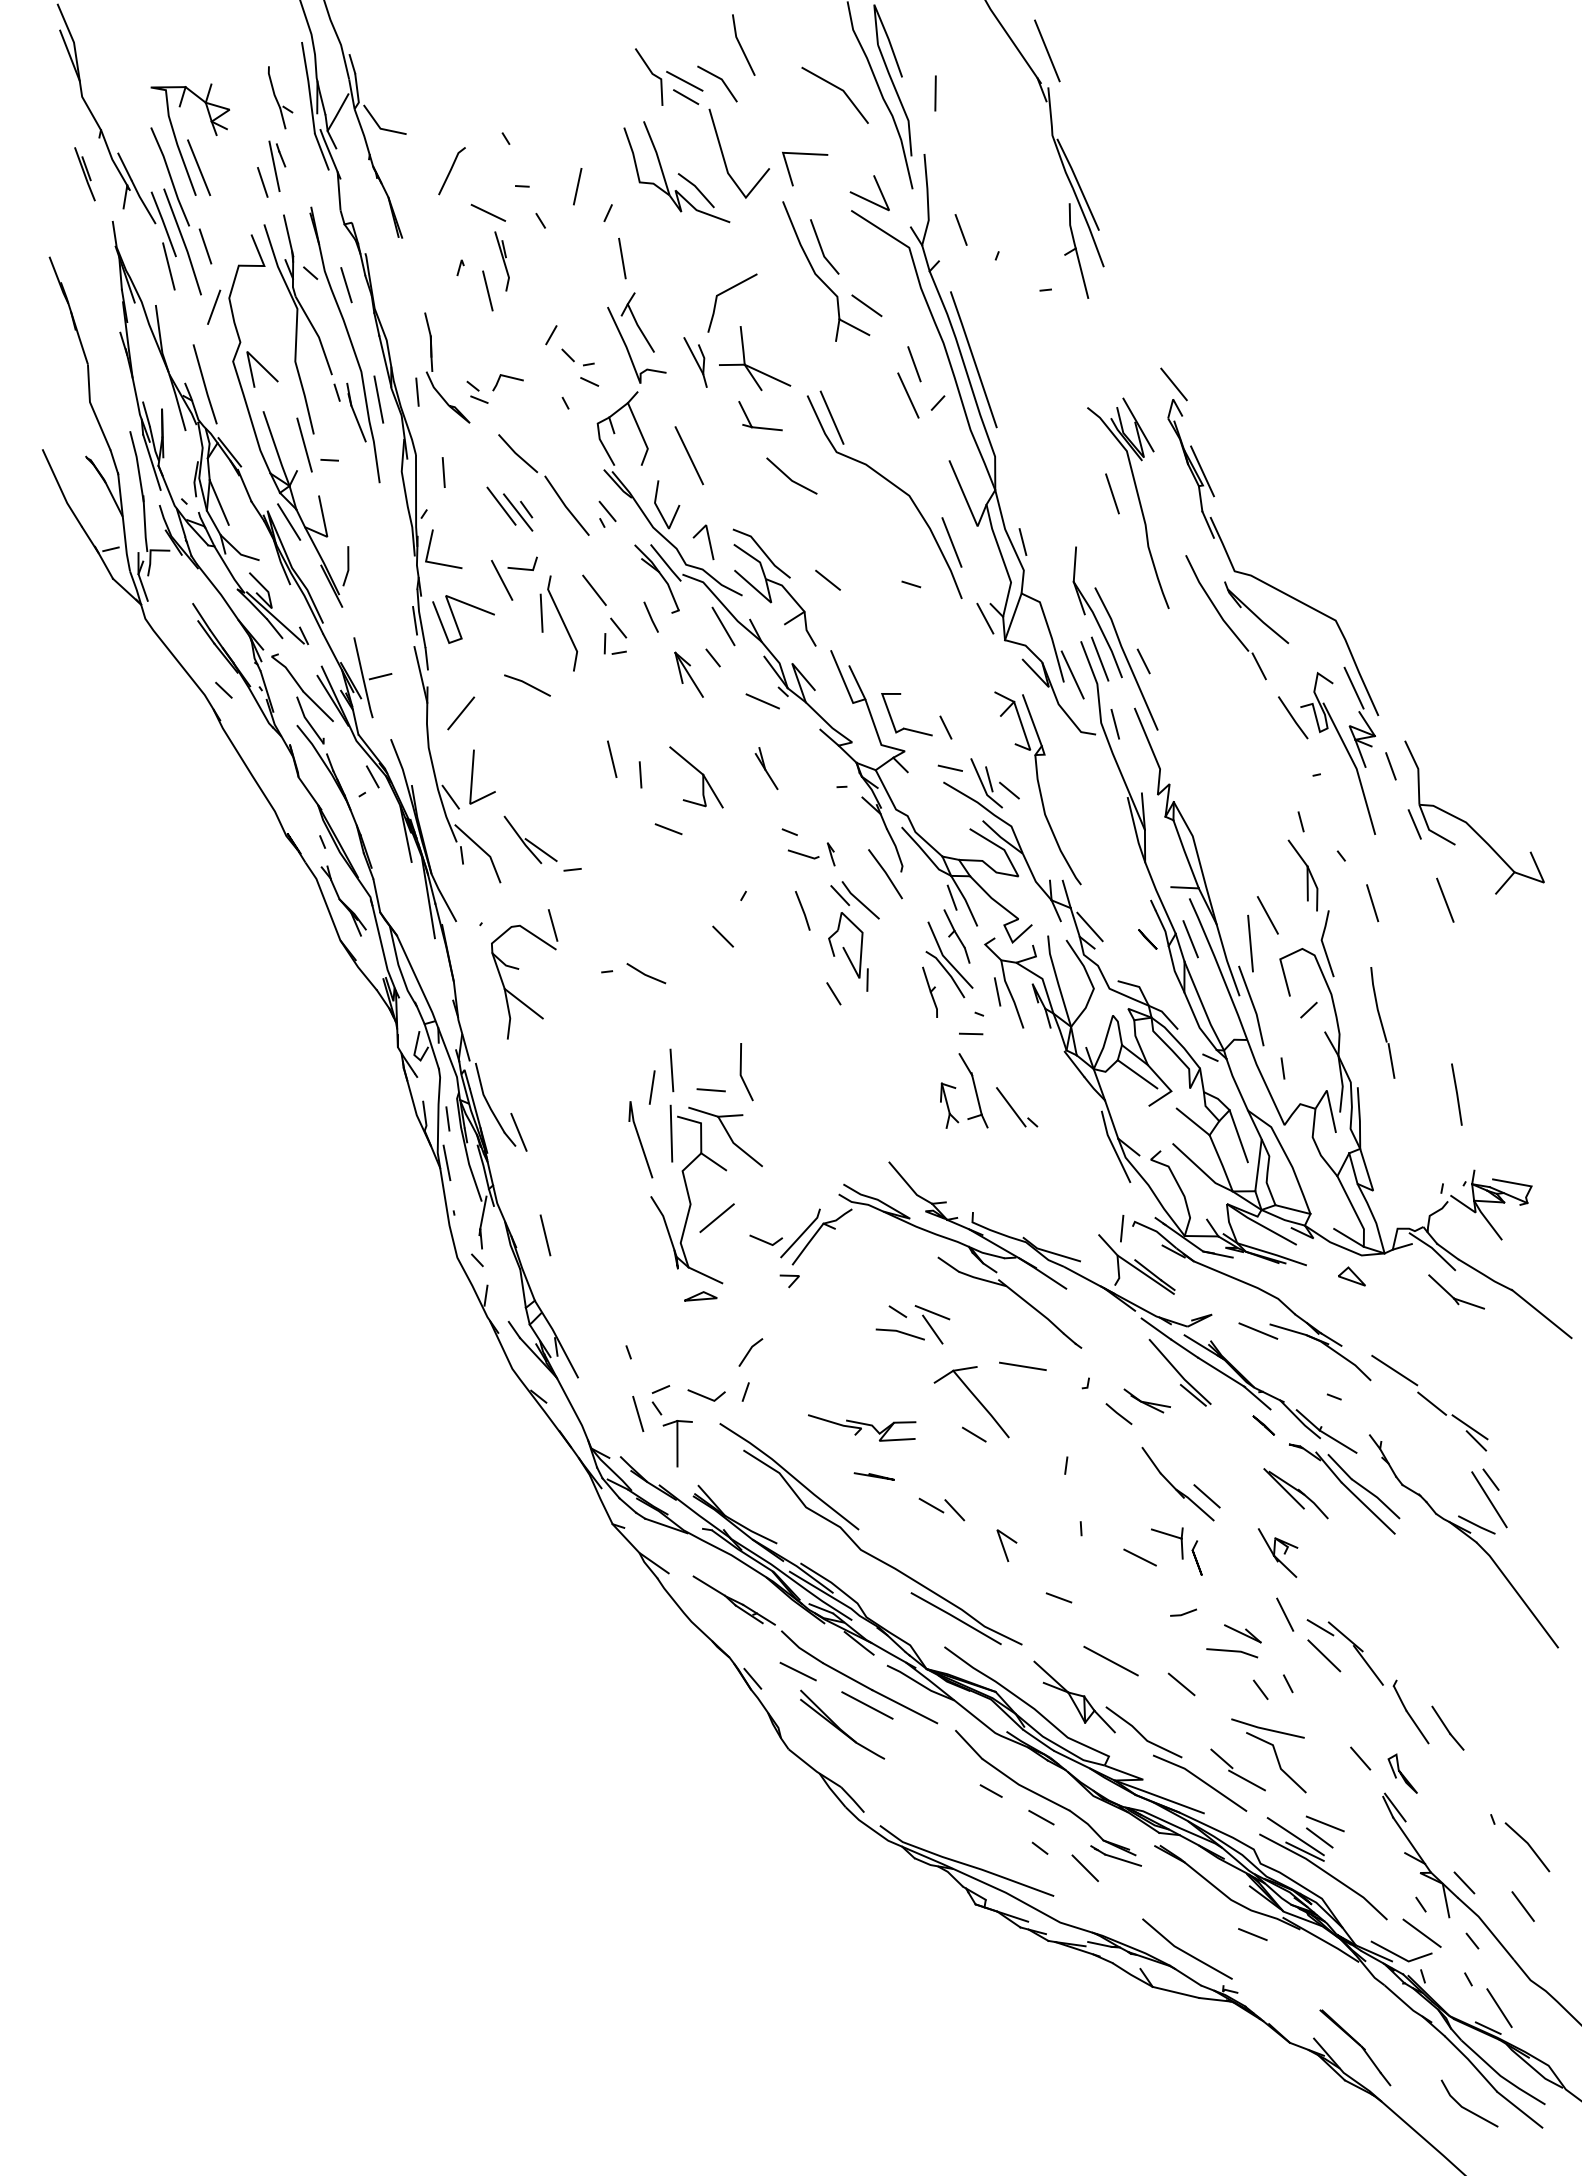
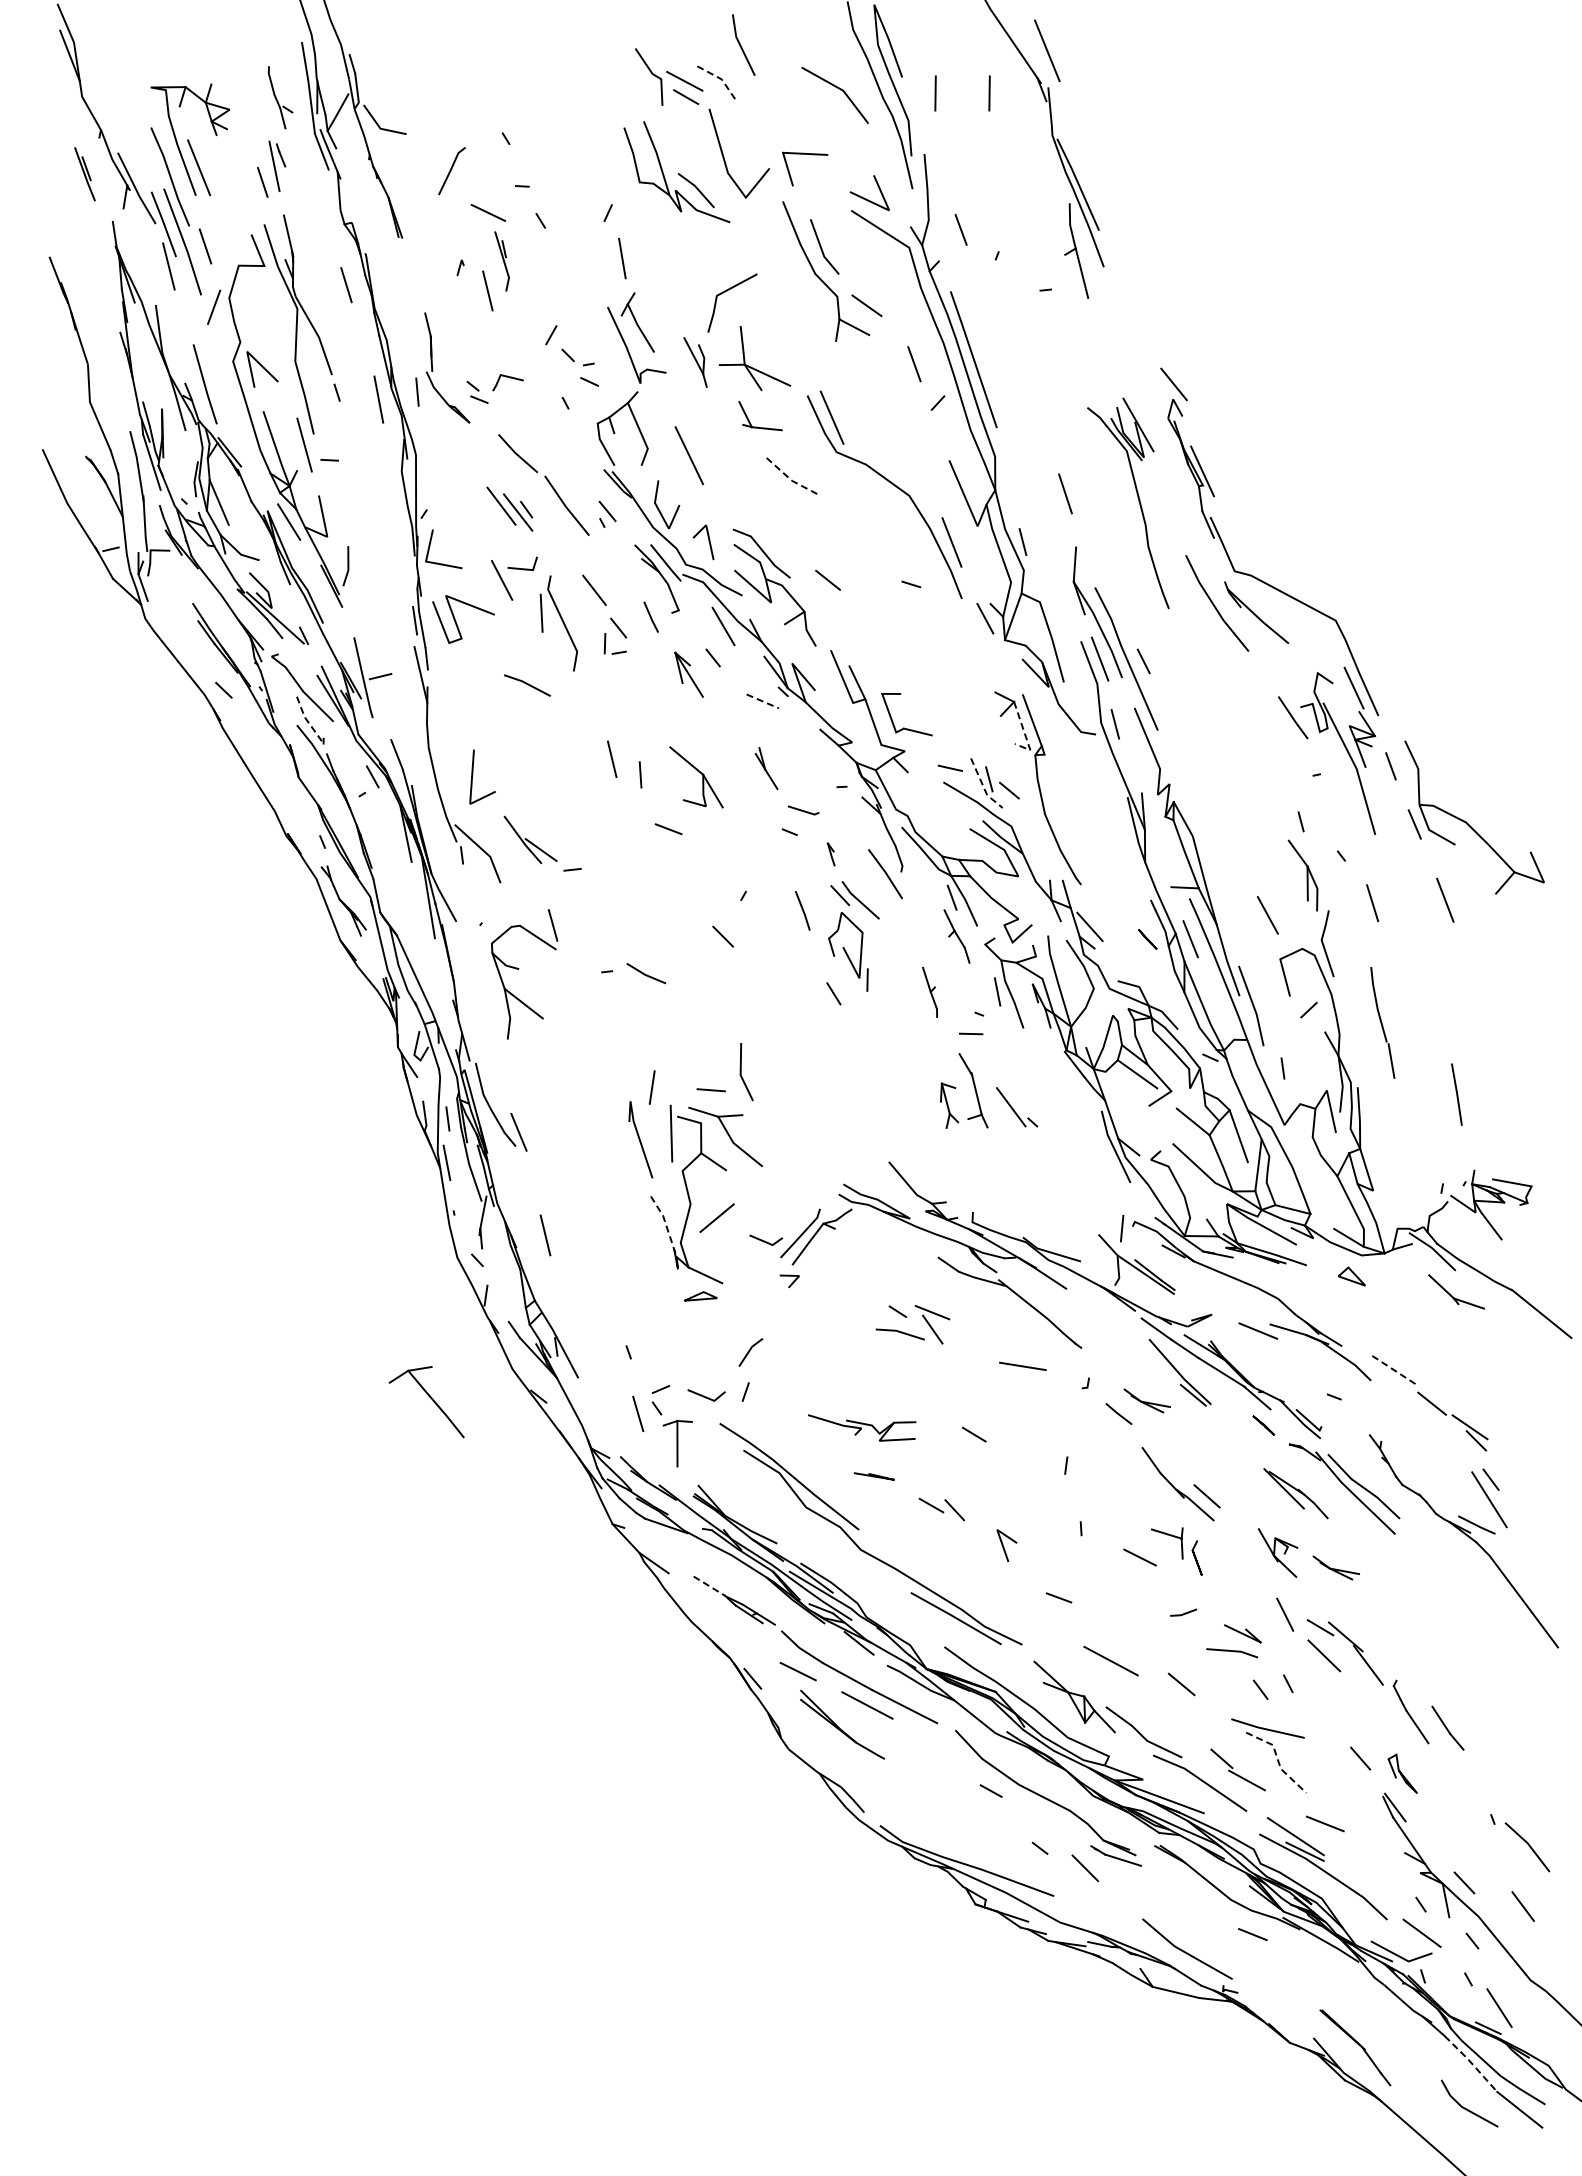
line: solid -> dashed (721, 79)
line: none -> present (989, 93)
line: present -> none (577, 186)
part: present -> none (349, 340)
line: present -> none (908, 395)
line: present -> none (443, 472)
line: solid -> dashed (790, 479)
line position: (1112, 493) -> (1065, 493) (1065, 493)
line: present -> none (1258, 666)
line: present -> none (1072, 674)
line: solid -> dashed (762, 701)
line: present -> none (461, 713)
line: solid -> dashed (307, 721)
line: present -> none (945, 727)
line: solid -> dashed (1025, 735)
line: solid -> dashed (983, 787)
line: present -> none (450, 796)
line position: (803, 854) -> (803, 810) (803, 810)
line: present -> none (1250, 943)
part: present -> none (949, 959)
line: present -> none (671, 1070)
line: solid -> dashed (666, 1225)
line: solid -> dashed (1394, 1370)
part position: (971, 1402) -> (426, 1402) (426, 1402)
line: present -> none (1337, 1441)
part: none -> present (1335, 1567)
line: solid -> dashed (709, 1586)
line: solid -> dashed (1277, 1759)
line: present -> none (1041, 1817)
line: present -> none (1319, 1837)
line: solid -> dashed (1471, 2063)
